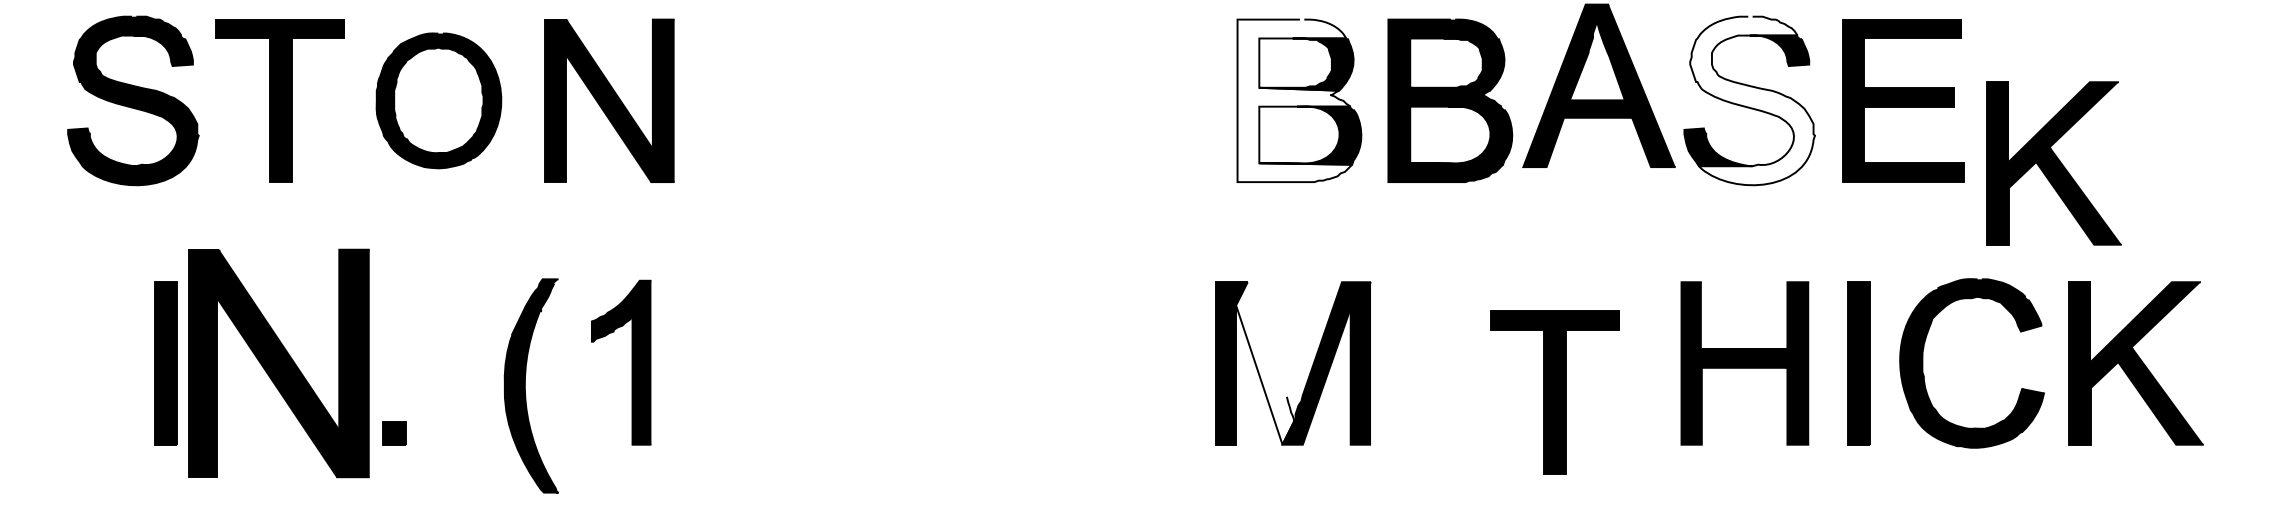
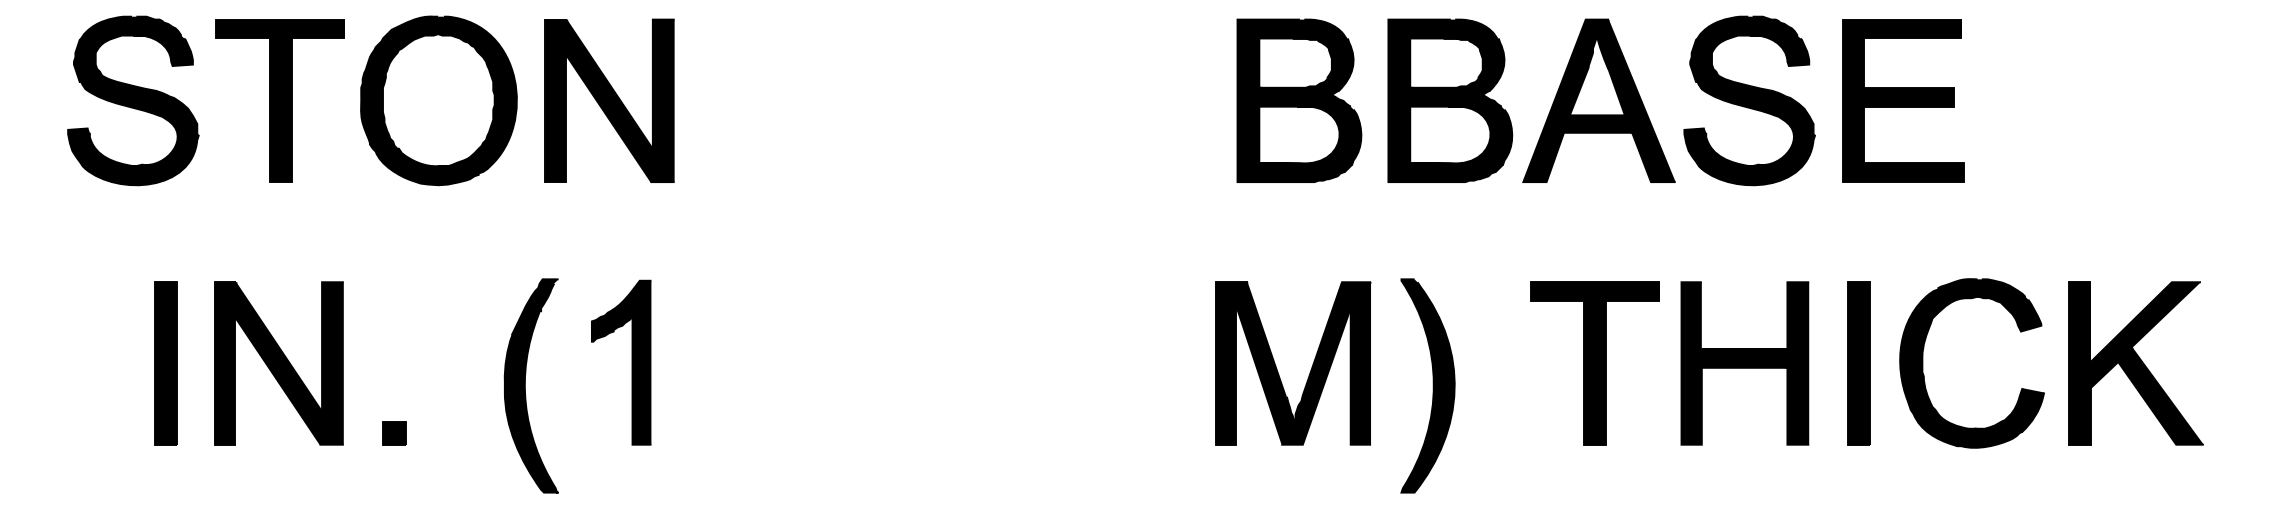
part position: (1598, 85) -> (1598, 100) (1598, 100)
part size: 128x138 px -> 158x172 px (438, 100)
fill: none -> present (1294, 100)
fill: none -> present (1752, 100)
part: present -> none (2053, 163)
part size: 182x231 px -> 130x165 px (278, 363)
fill: none -> present (1265, 363)
part: none -> present (1427, 385)
part position: (1554, 392) -> (1594, 363) (1594, 363)
